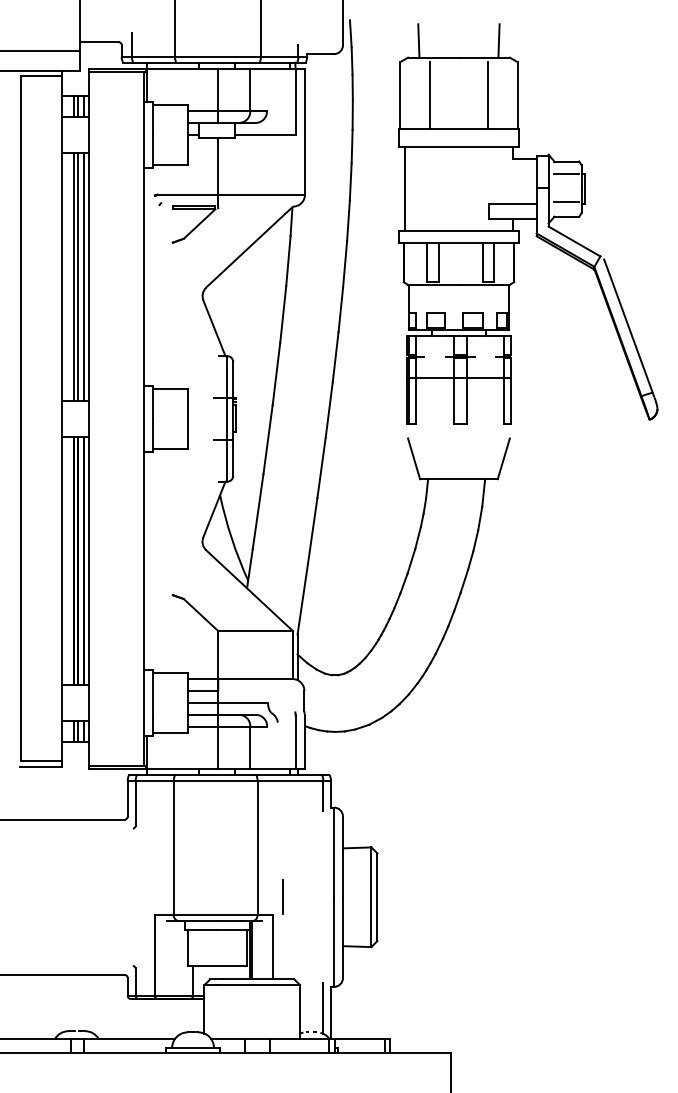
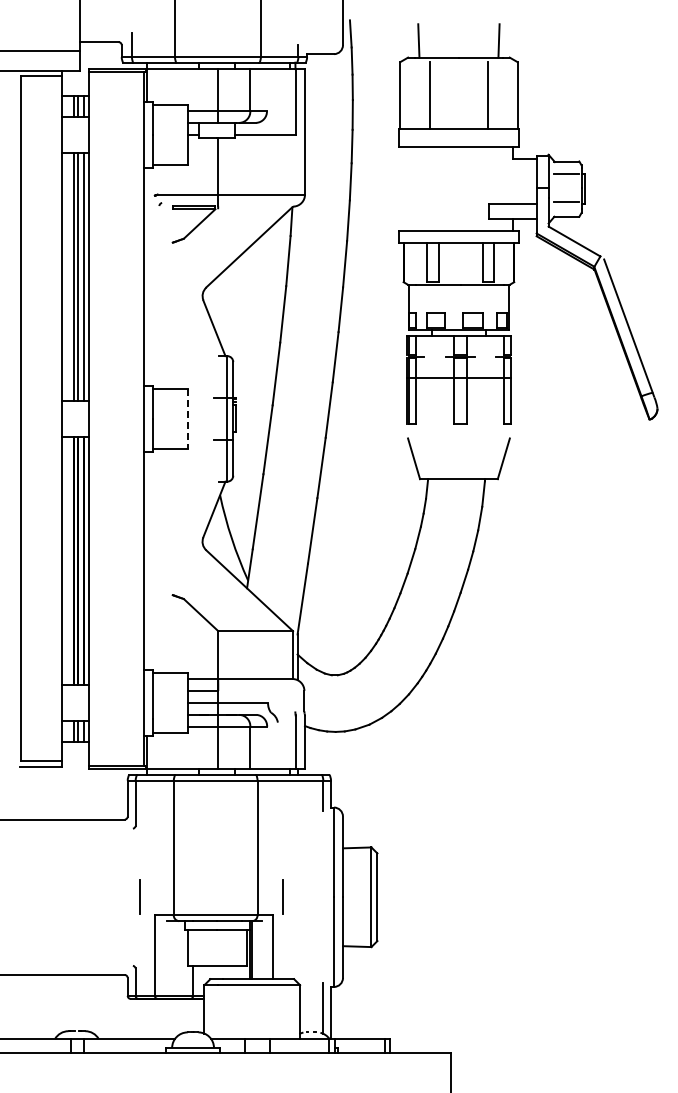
line: present -> none (405, 189)
line: solid -> dashed (188, 418)
line: none -> present (139, 896)
